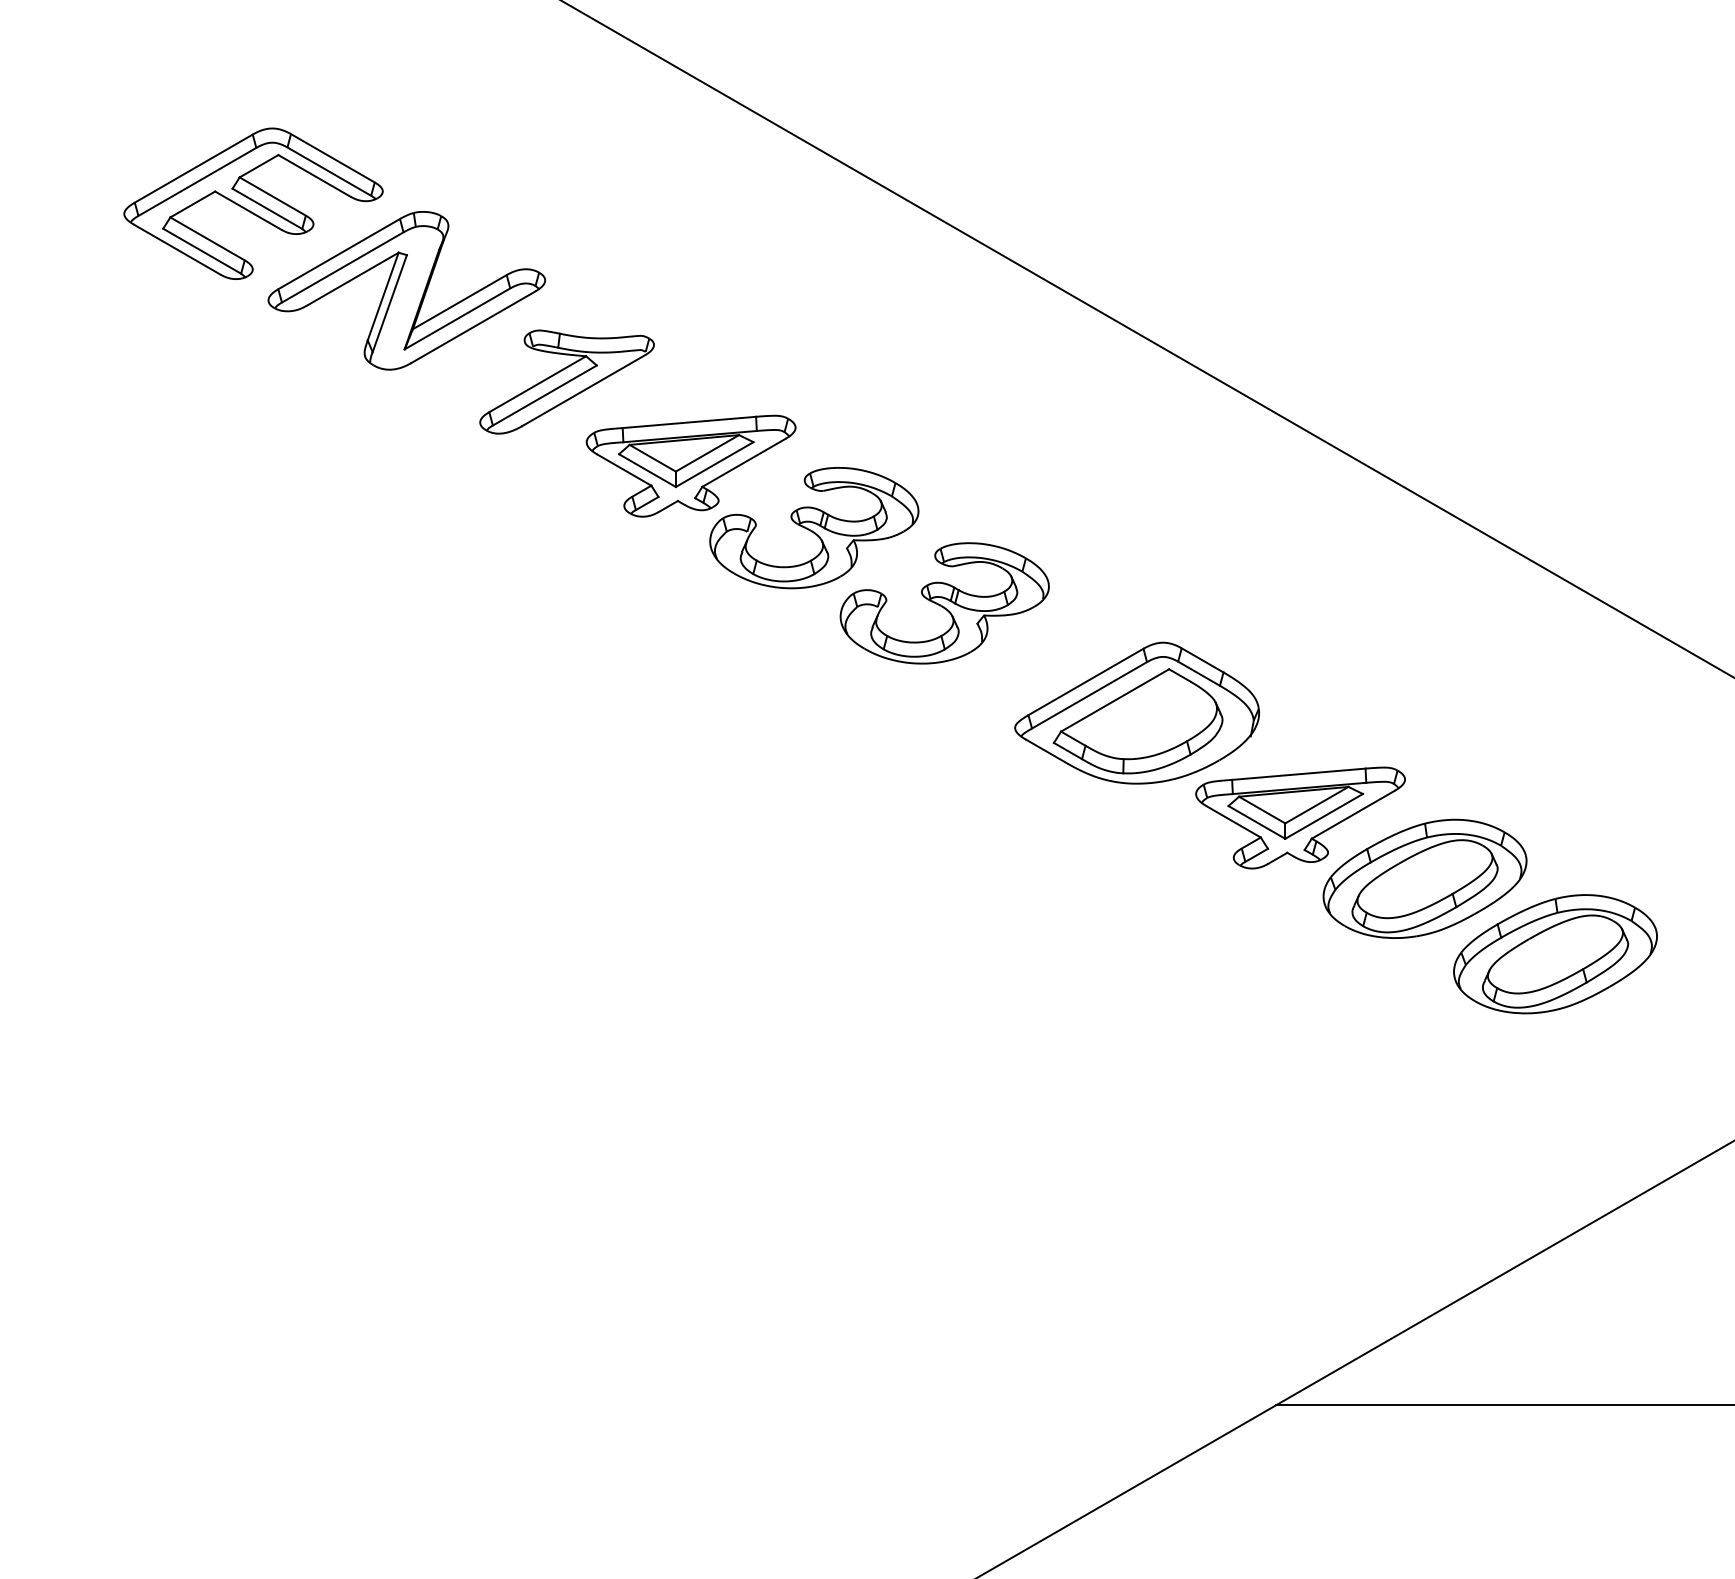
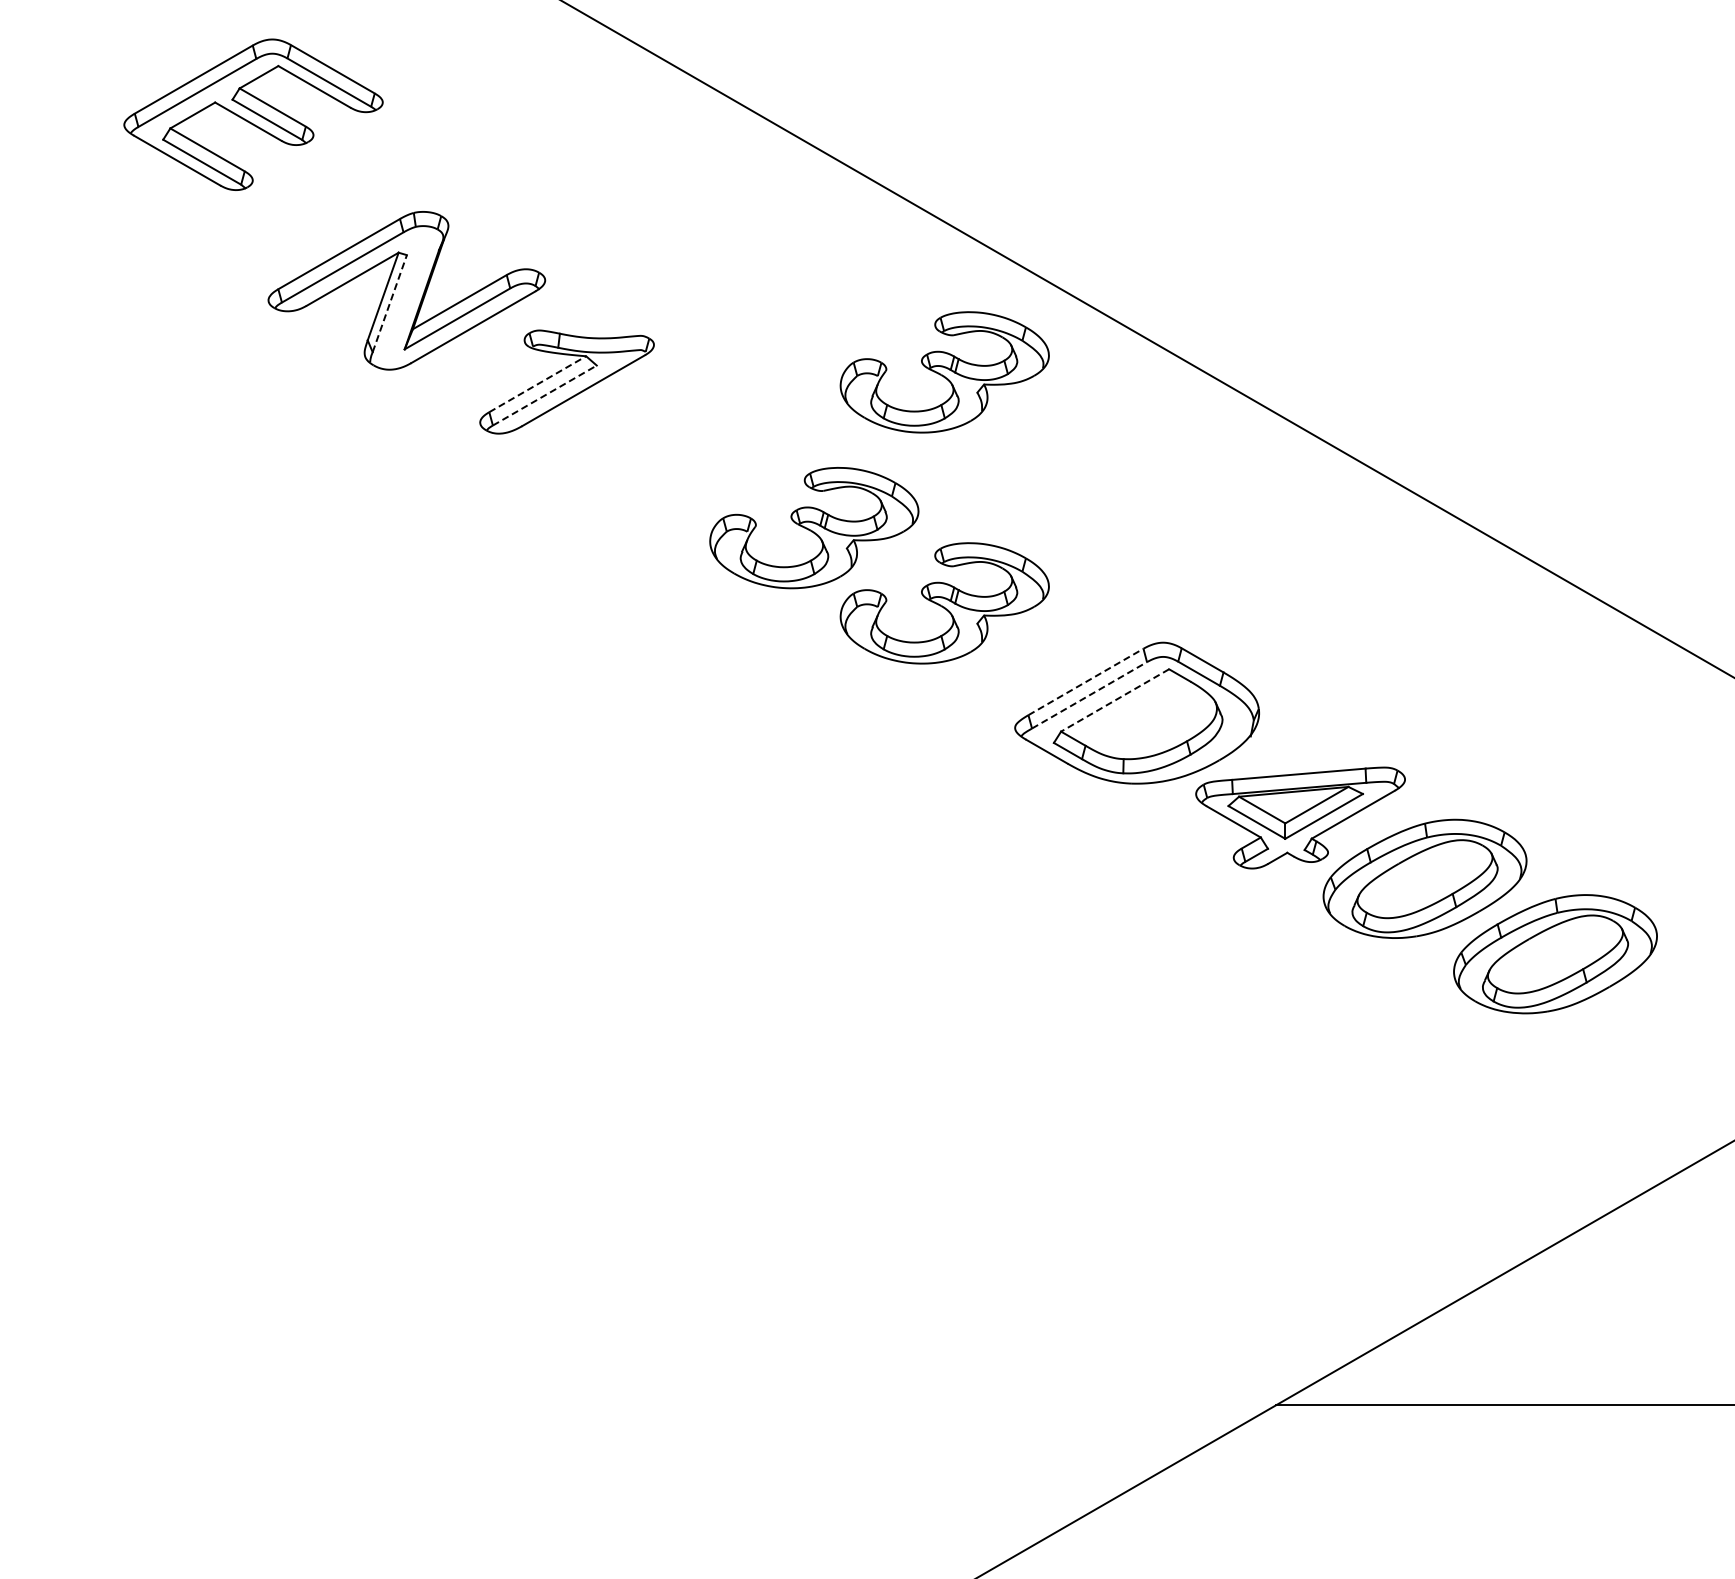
part position: (253, 203) -> (253, 114) (253, 114)
line: solid -> dashed (389, 303)
part: none -> present (944, 372)
line: solid -> dashed (537, 384)
line: solid -> dashed (544, 395)
part: present -> none (690, 465)
line: solid -> dashed (1086, 681)
line: solid -> dashed (1089, 695)
line: solid -> dashed (1114, 700)
